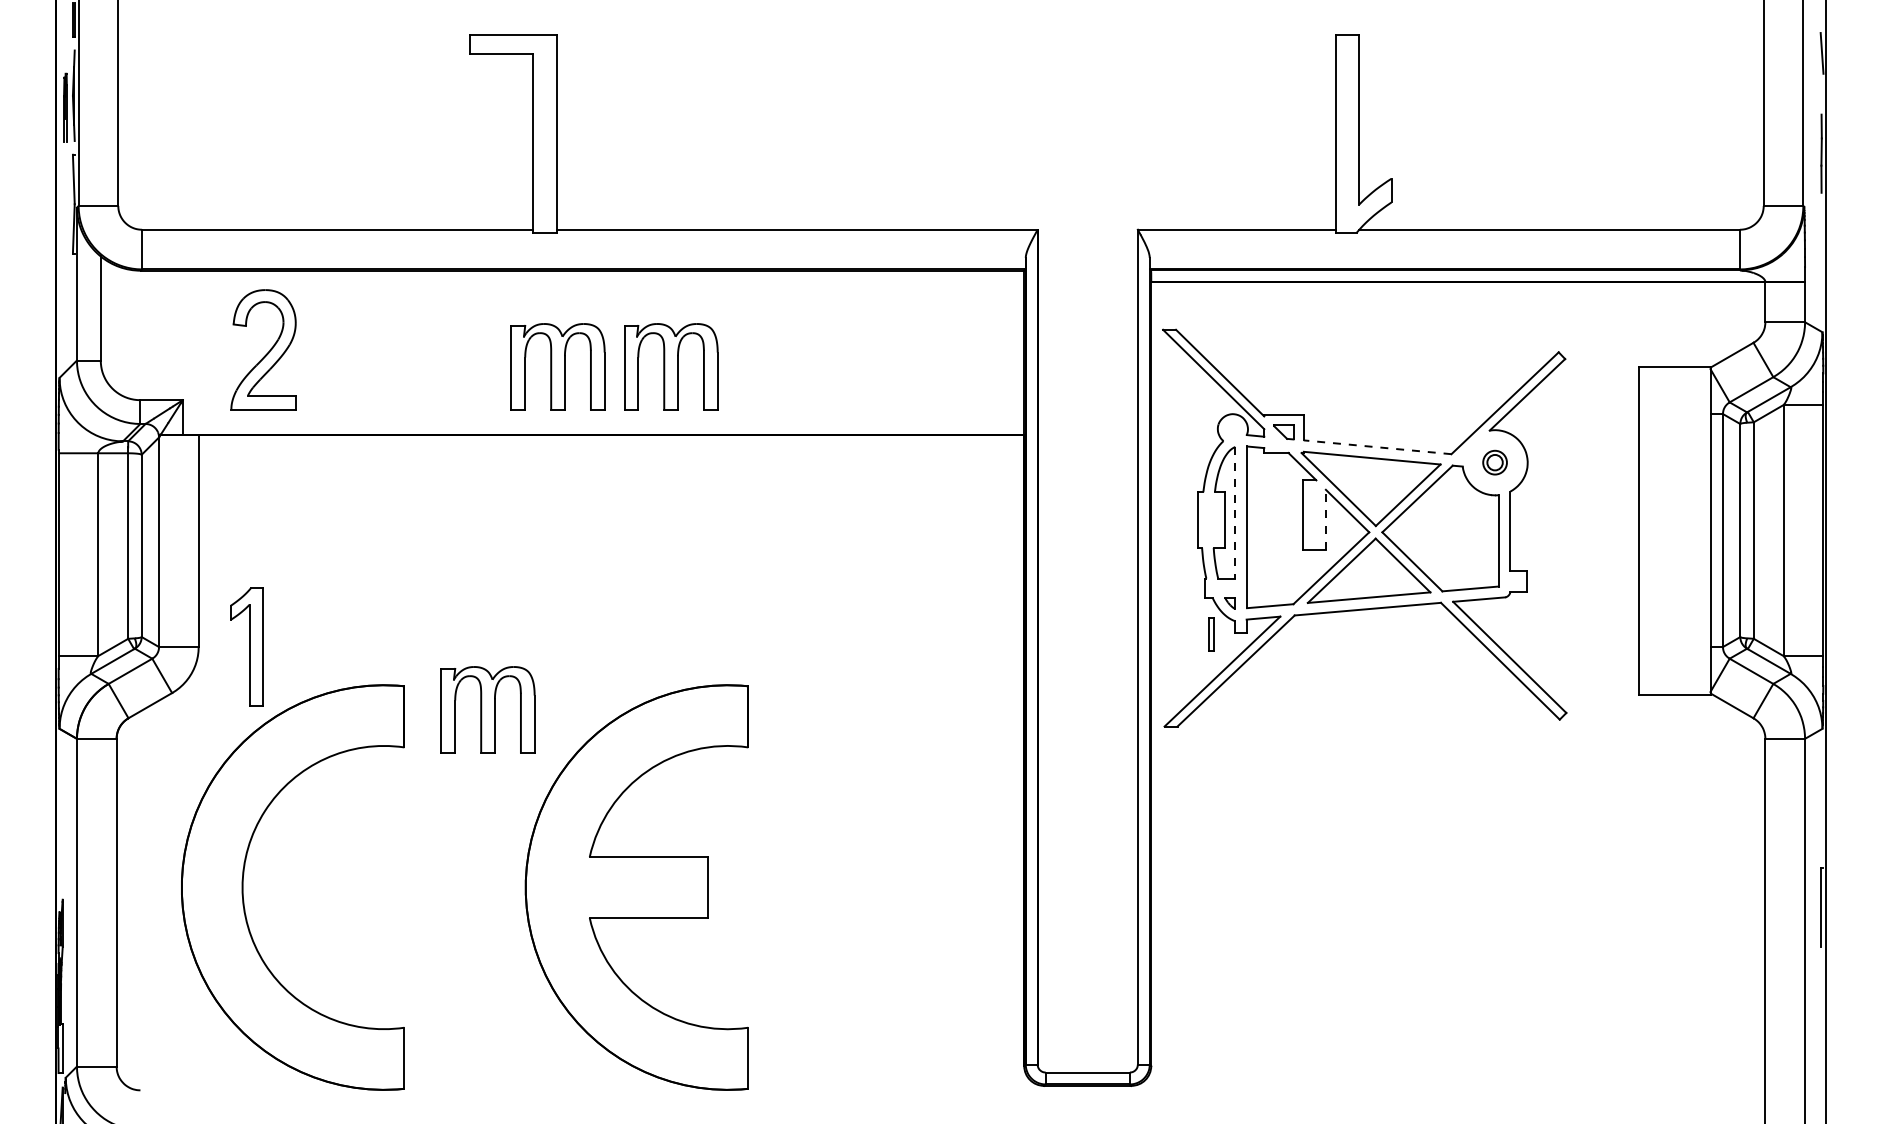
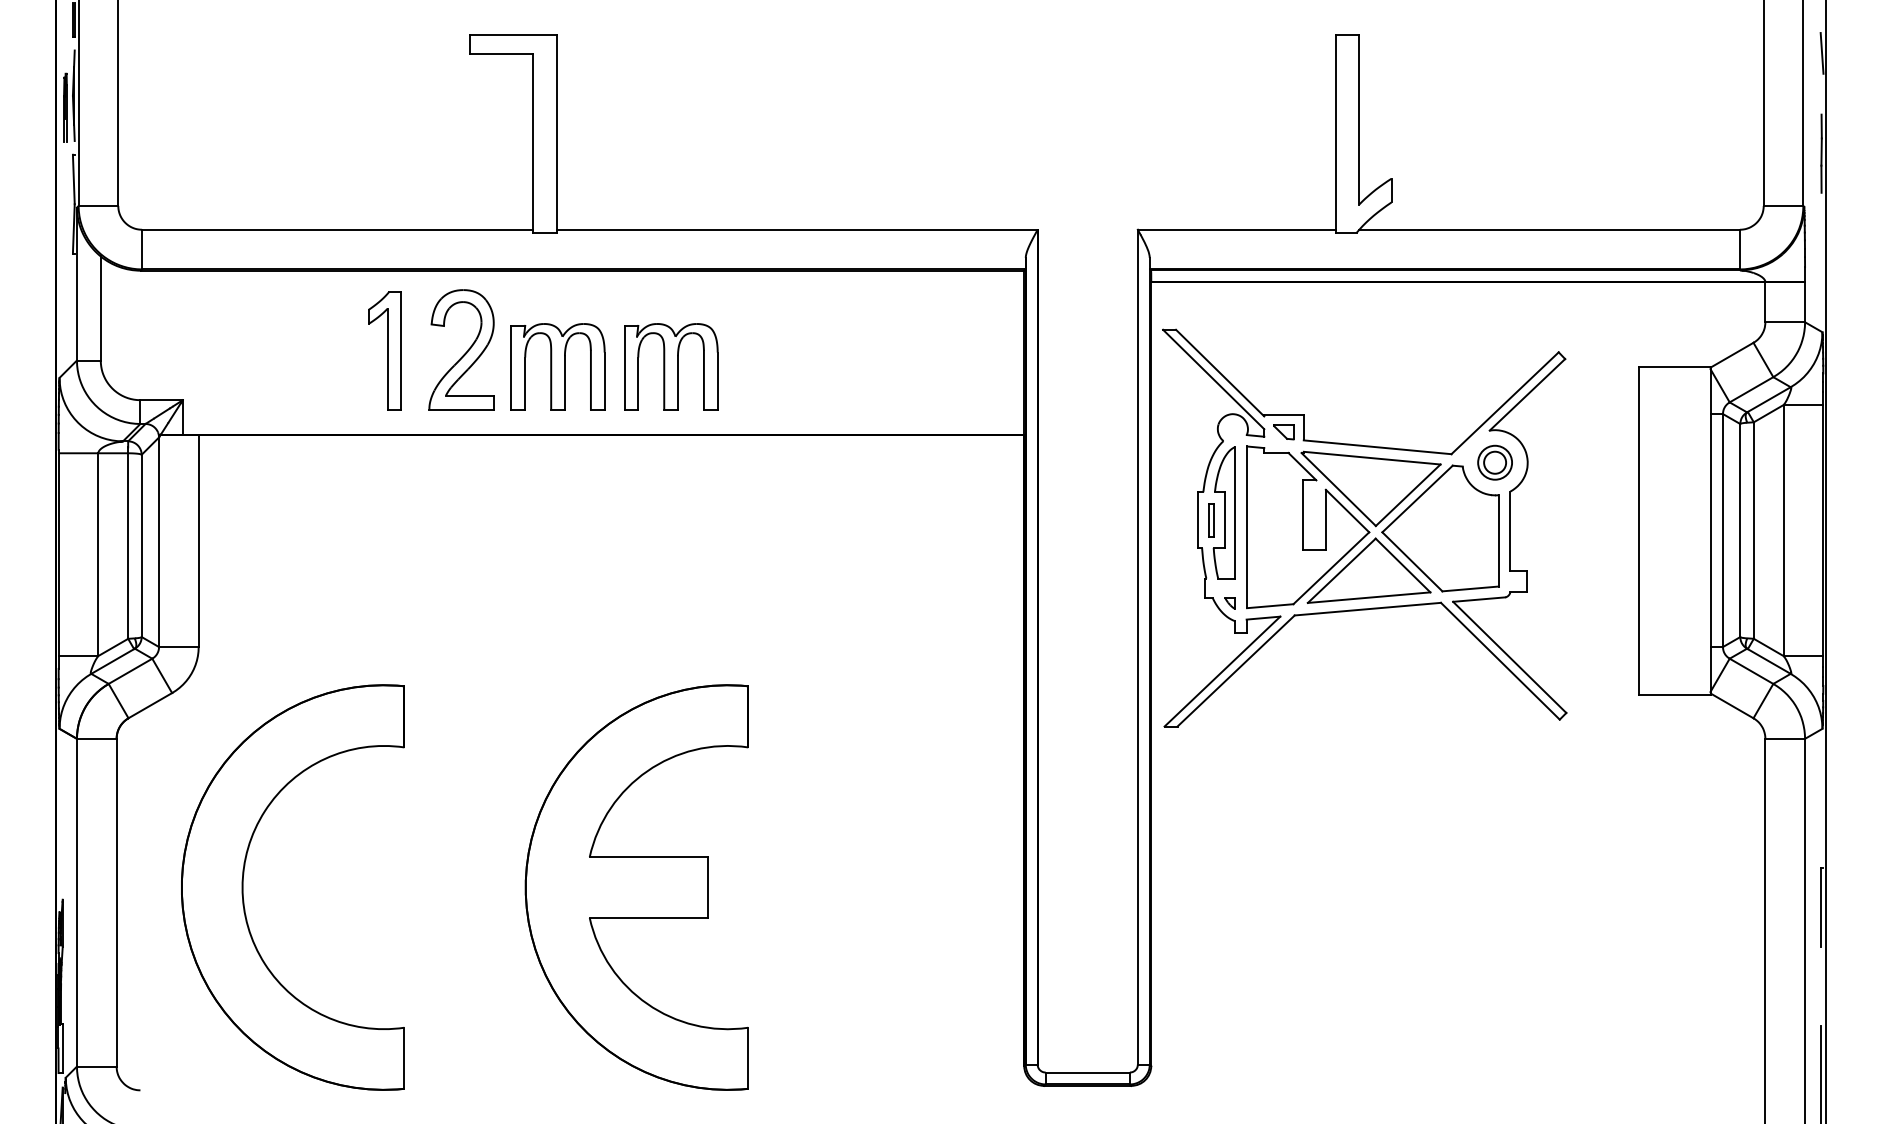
part position: (263, 349) -> (461, 349) (461, 349)
line: dashed -> solid (1377, 447)
part size: 26x27 px -> 36x37 px (1494, 462)
line: dashed -> solid (1235, 512)
line: dashed -> solid (1325, 519)
part position: (1211, 634) -> (1211, 520) (1211, 520)
part position: (246, 646) -> (384, 350) (384, 350)
part: present -> none (487, 709)
line: none -> present (1820, 1073)
